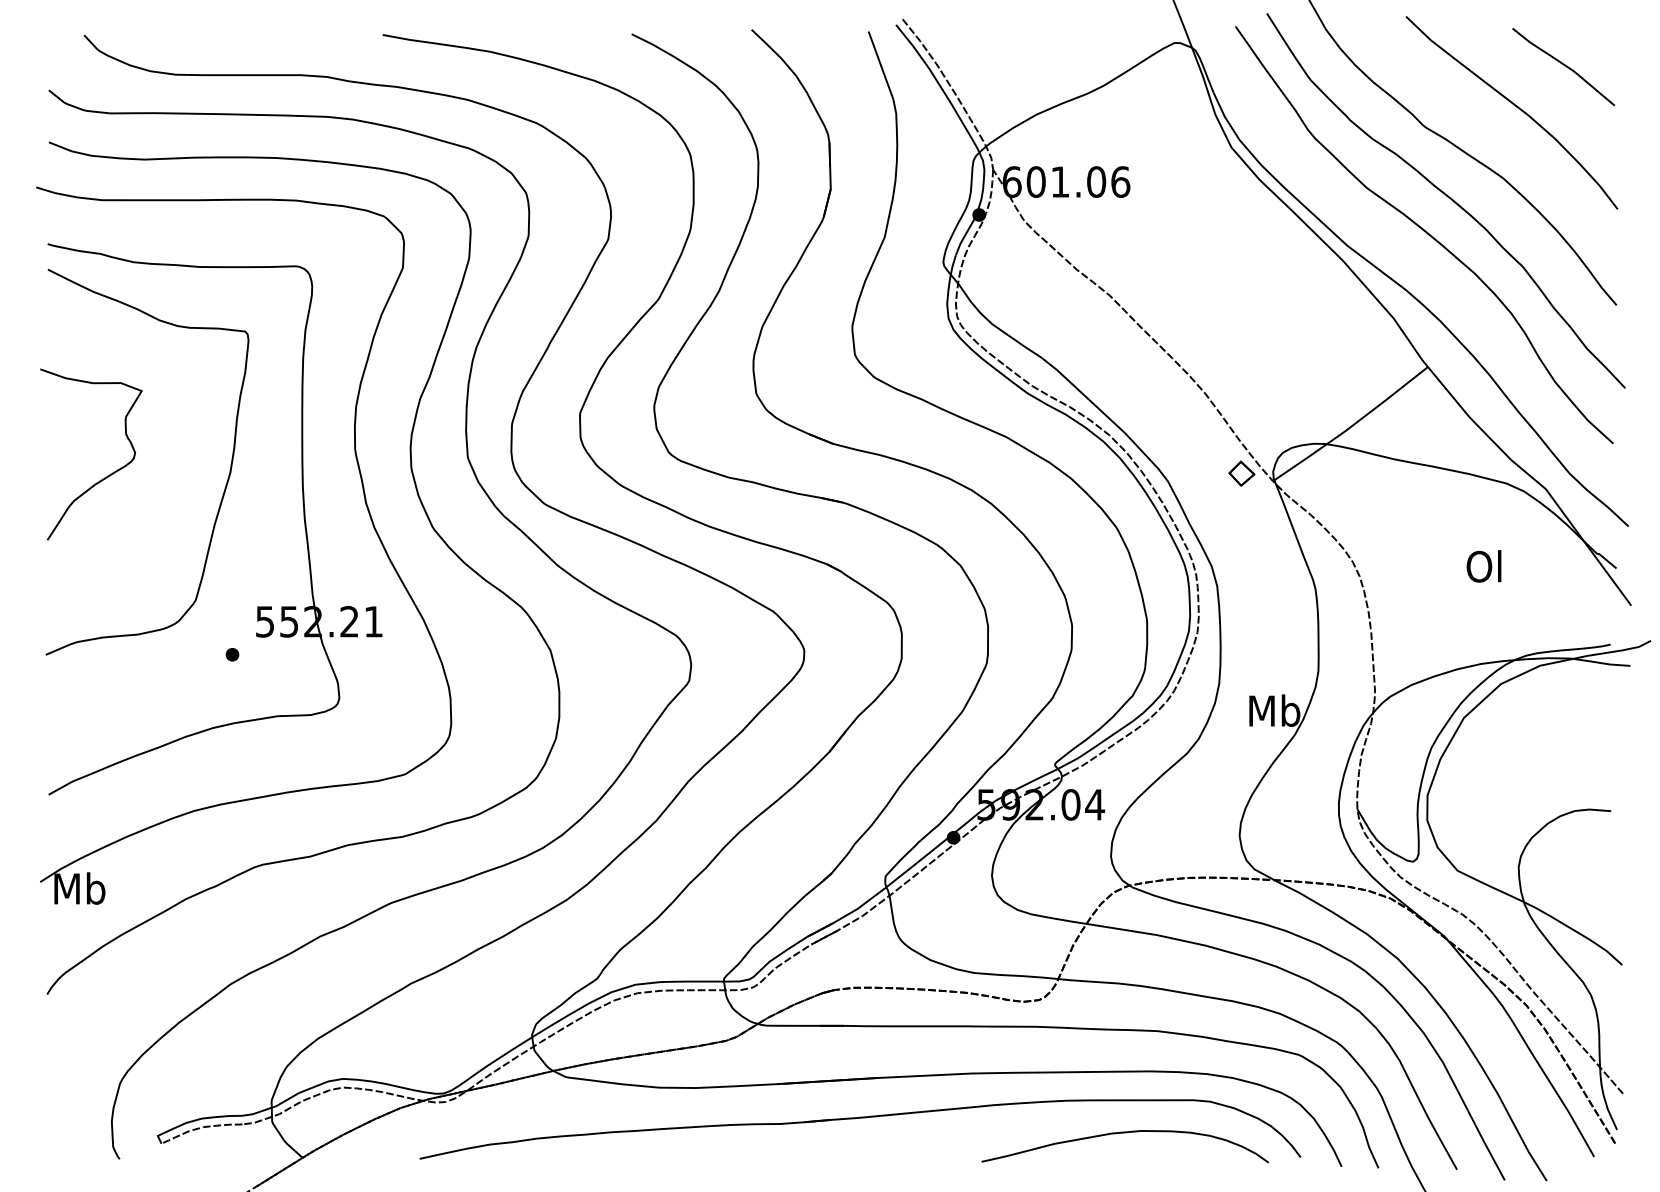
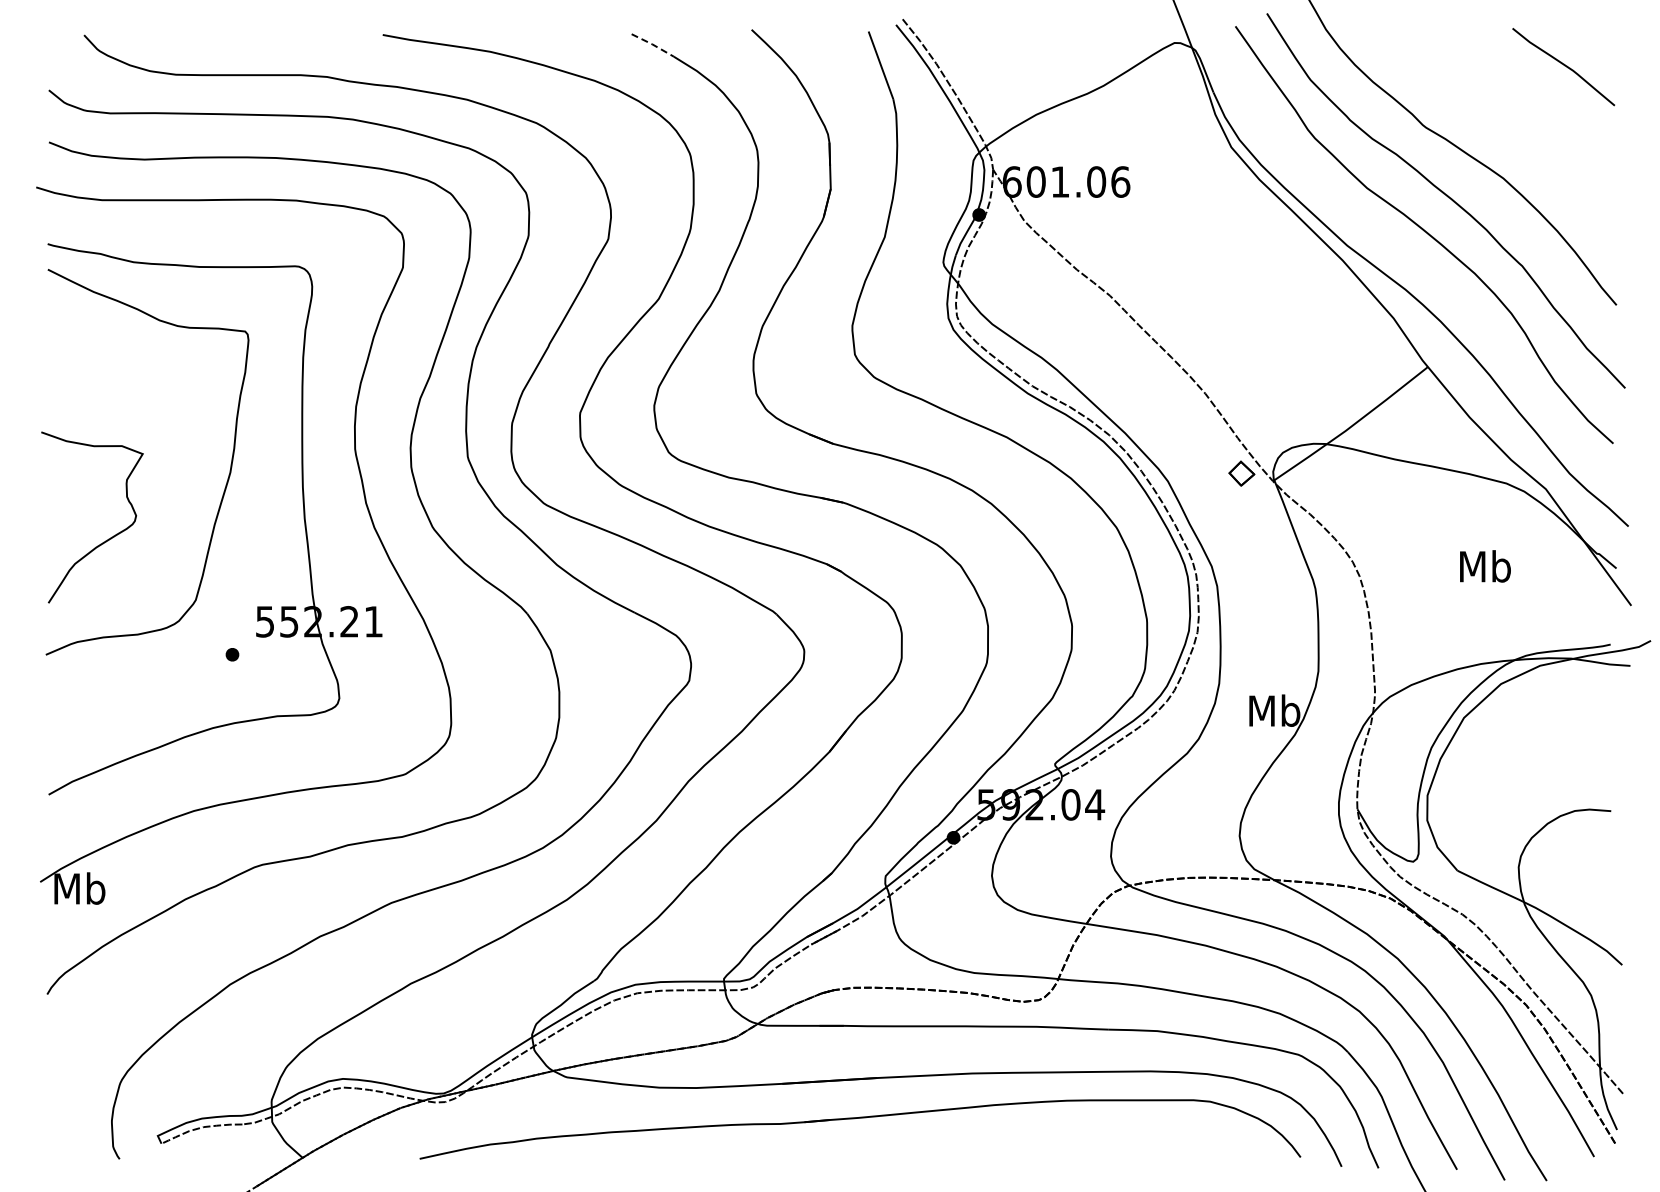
line: solid -> dashed (653, 44)
curve: present -> none (1516, 107)
curve position: (107, 475) -> (108, 538) (108, 538)
text: Ol -> Mb (1485, 566)
part: present -> none (1124, 1133)
